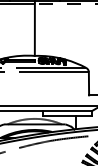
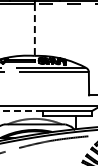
line: solid -> dashed (34, 29)
line: solid -> dashed (20, 110)
